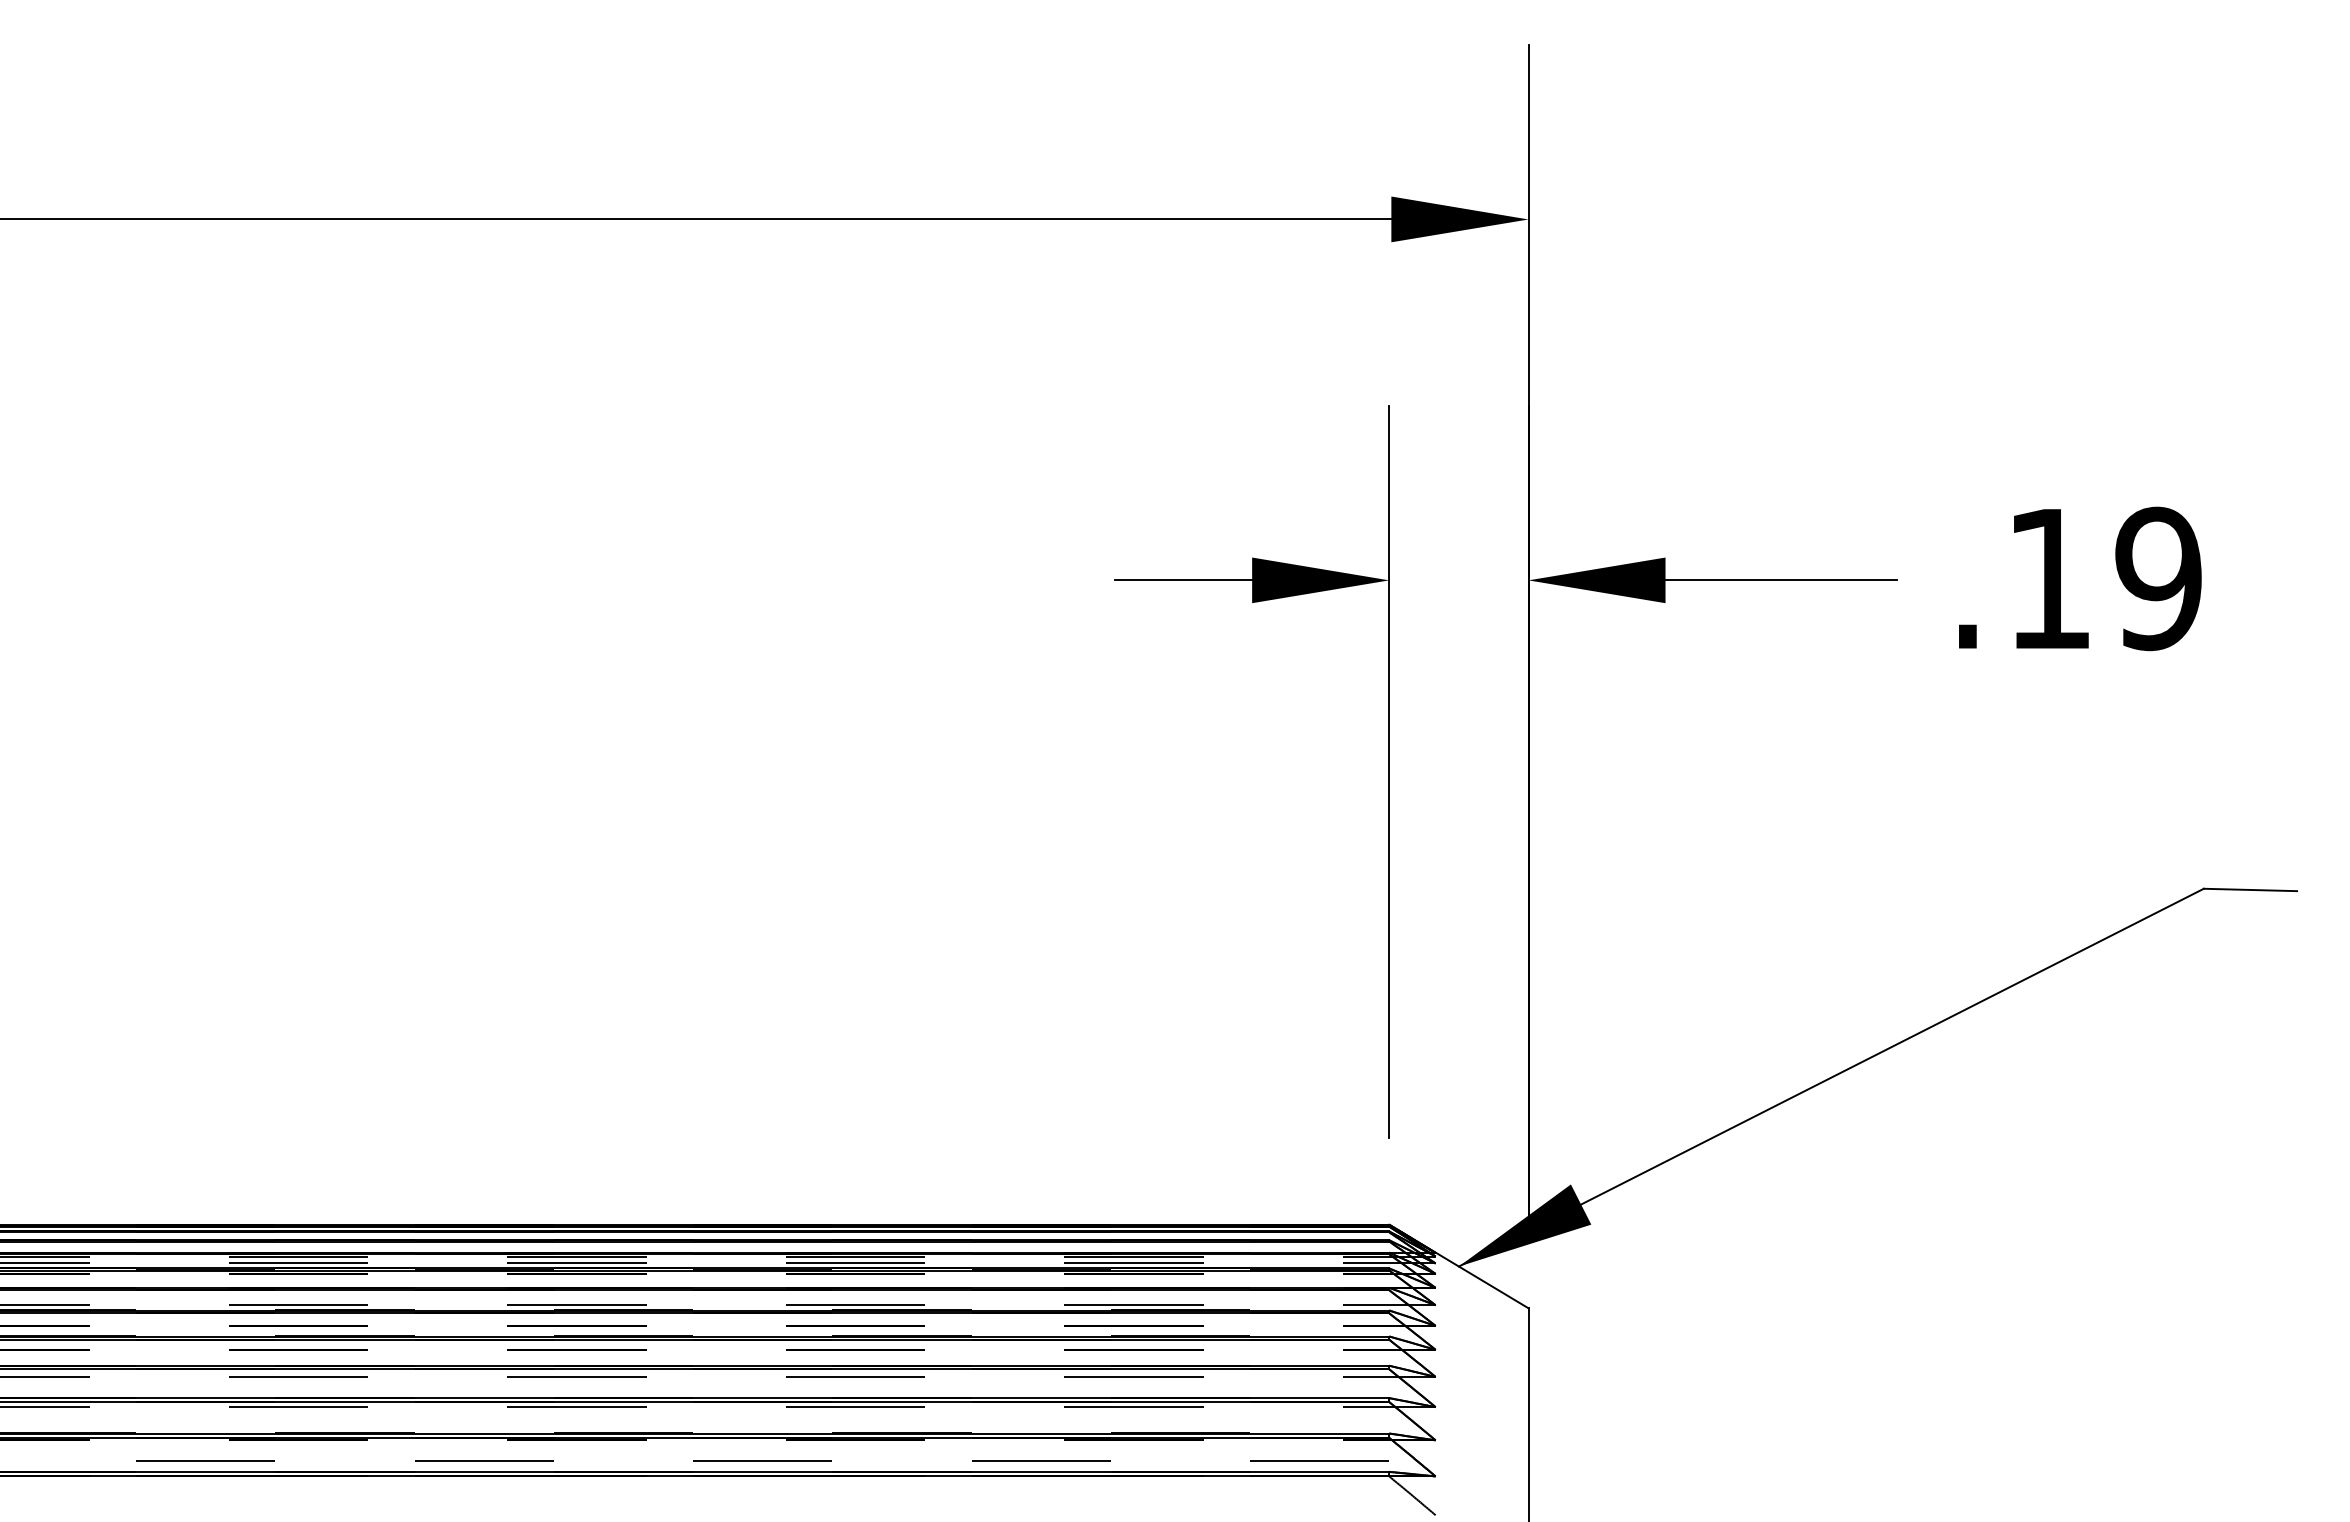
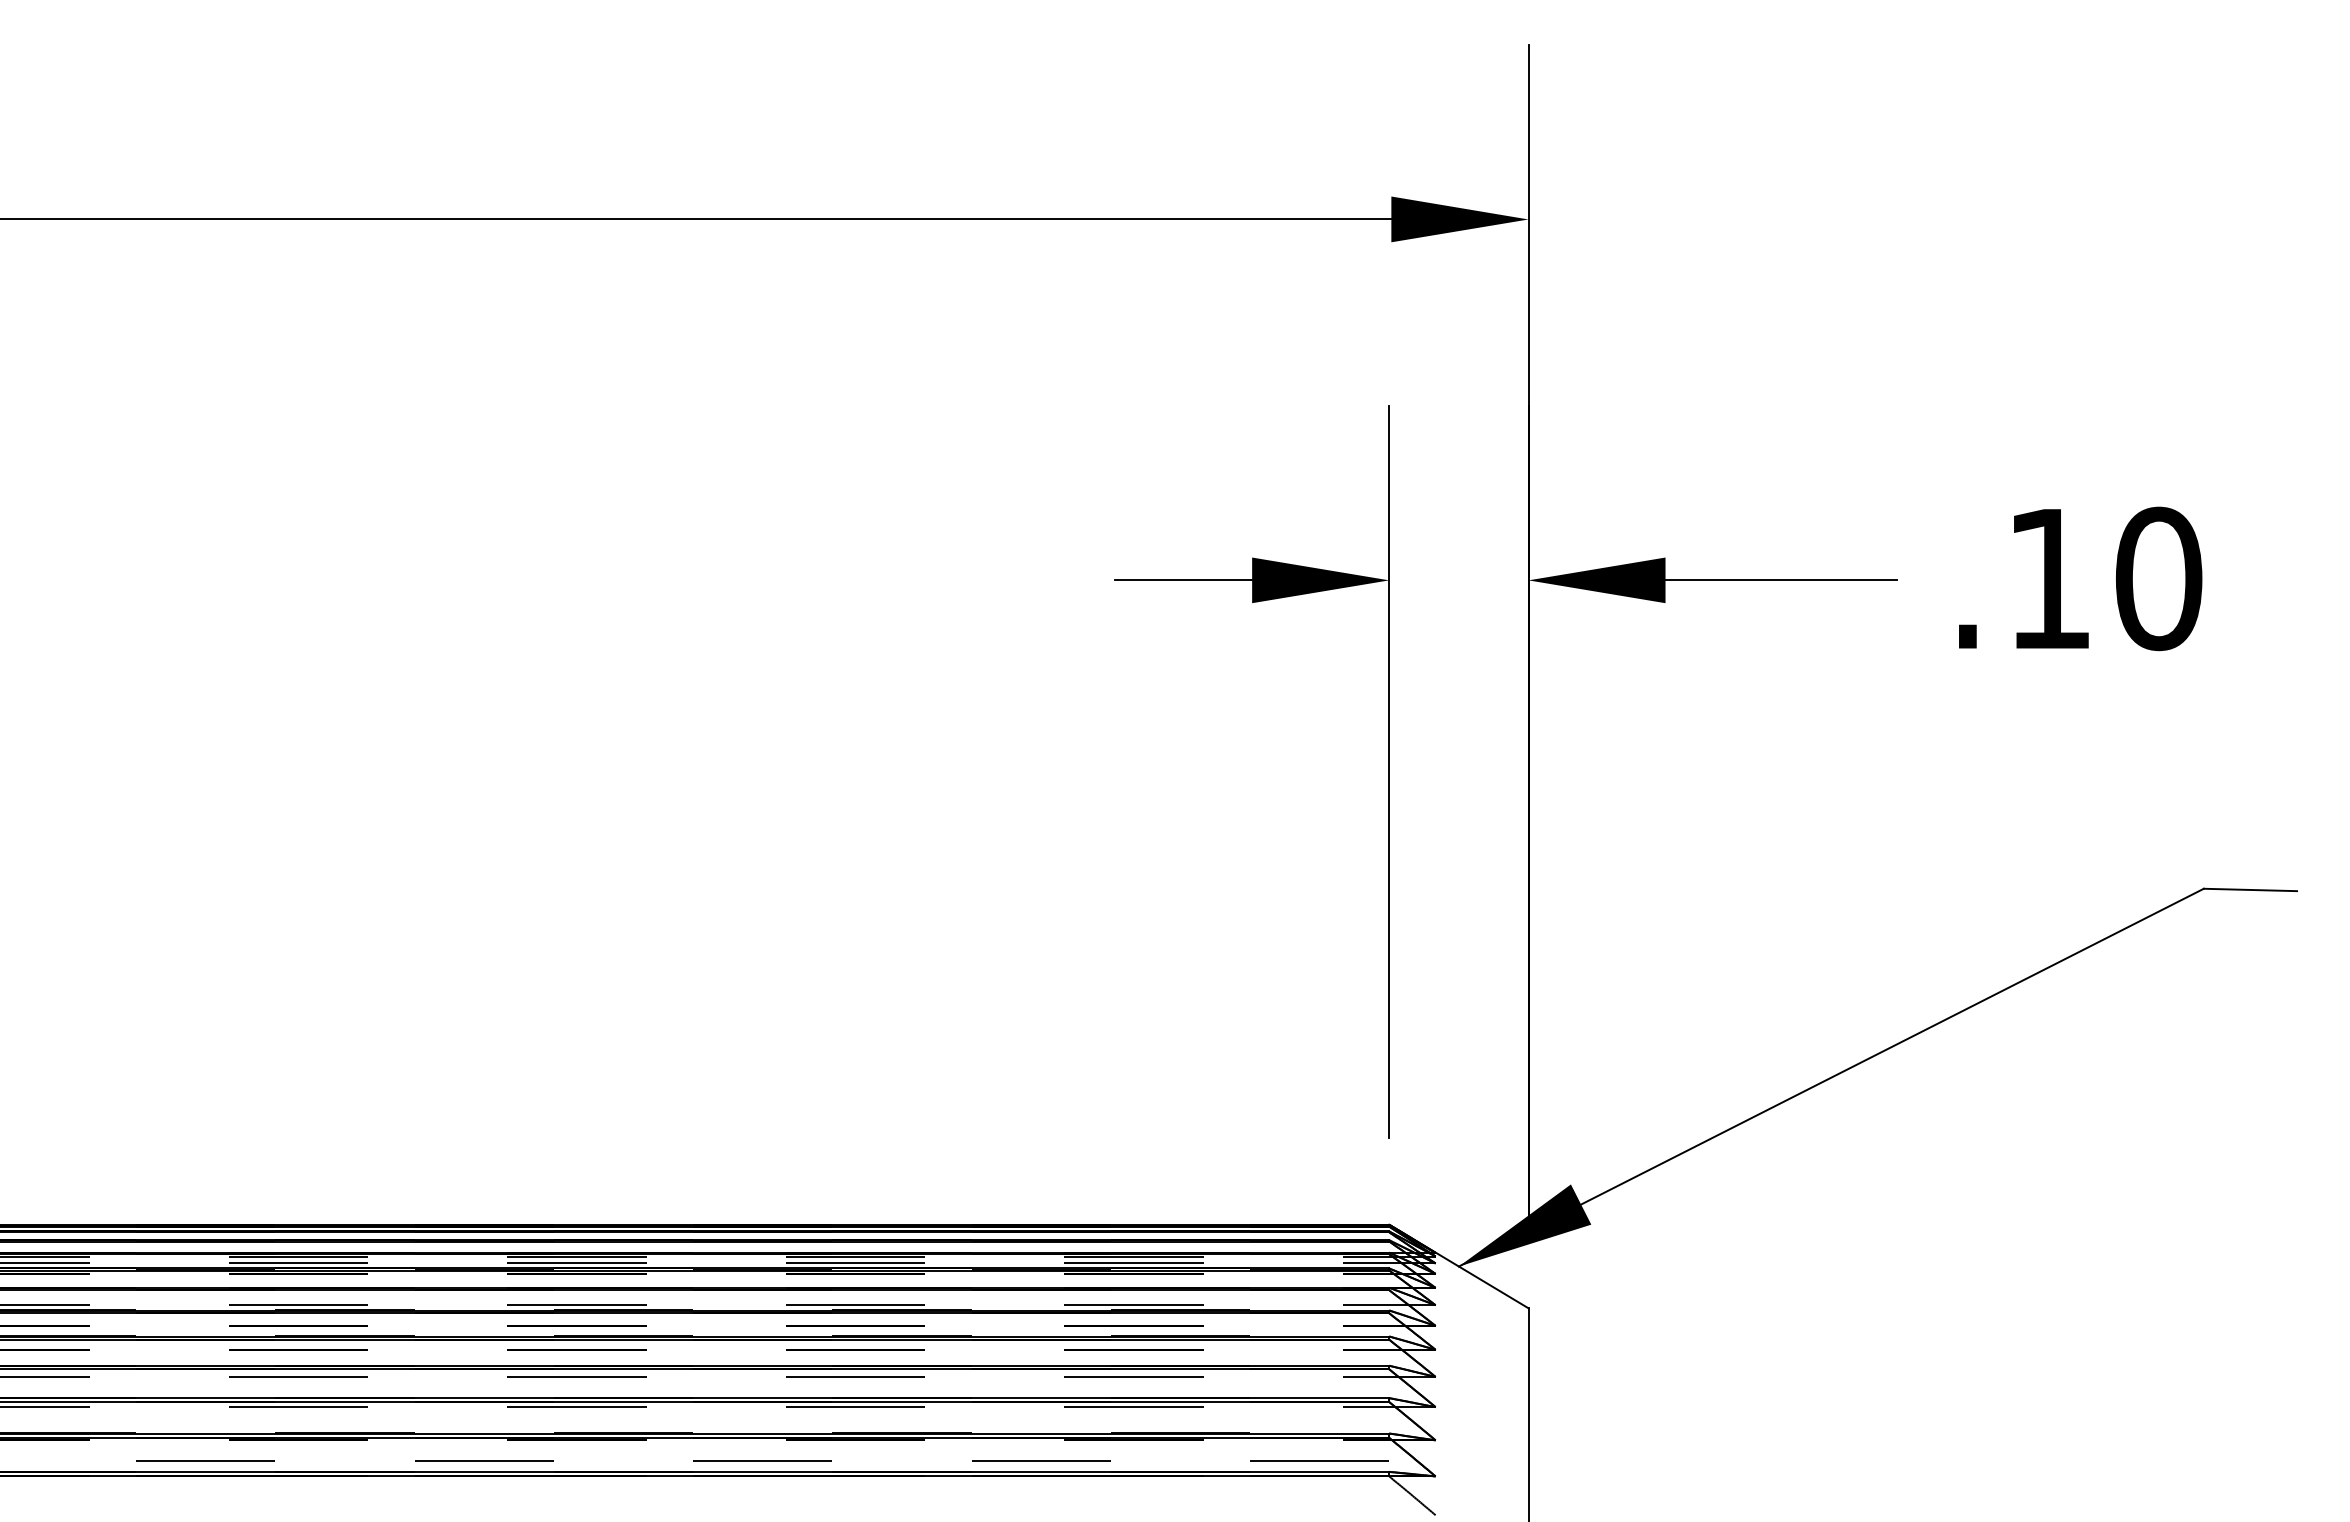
text: .19 -> .10 (2158, 578)
